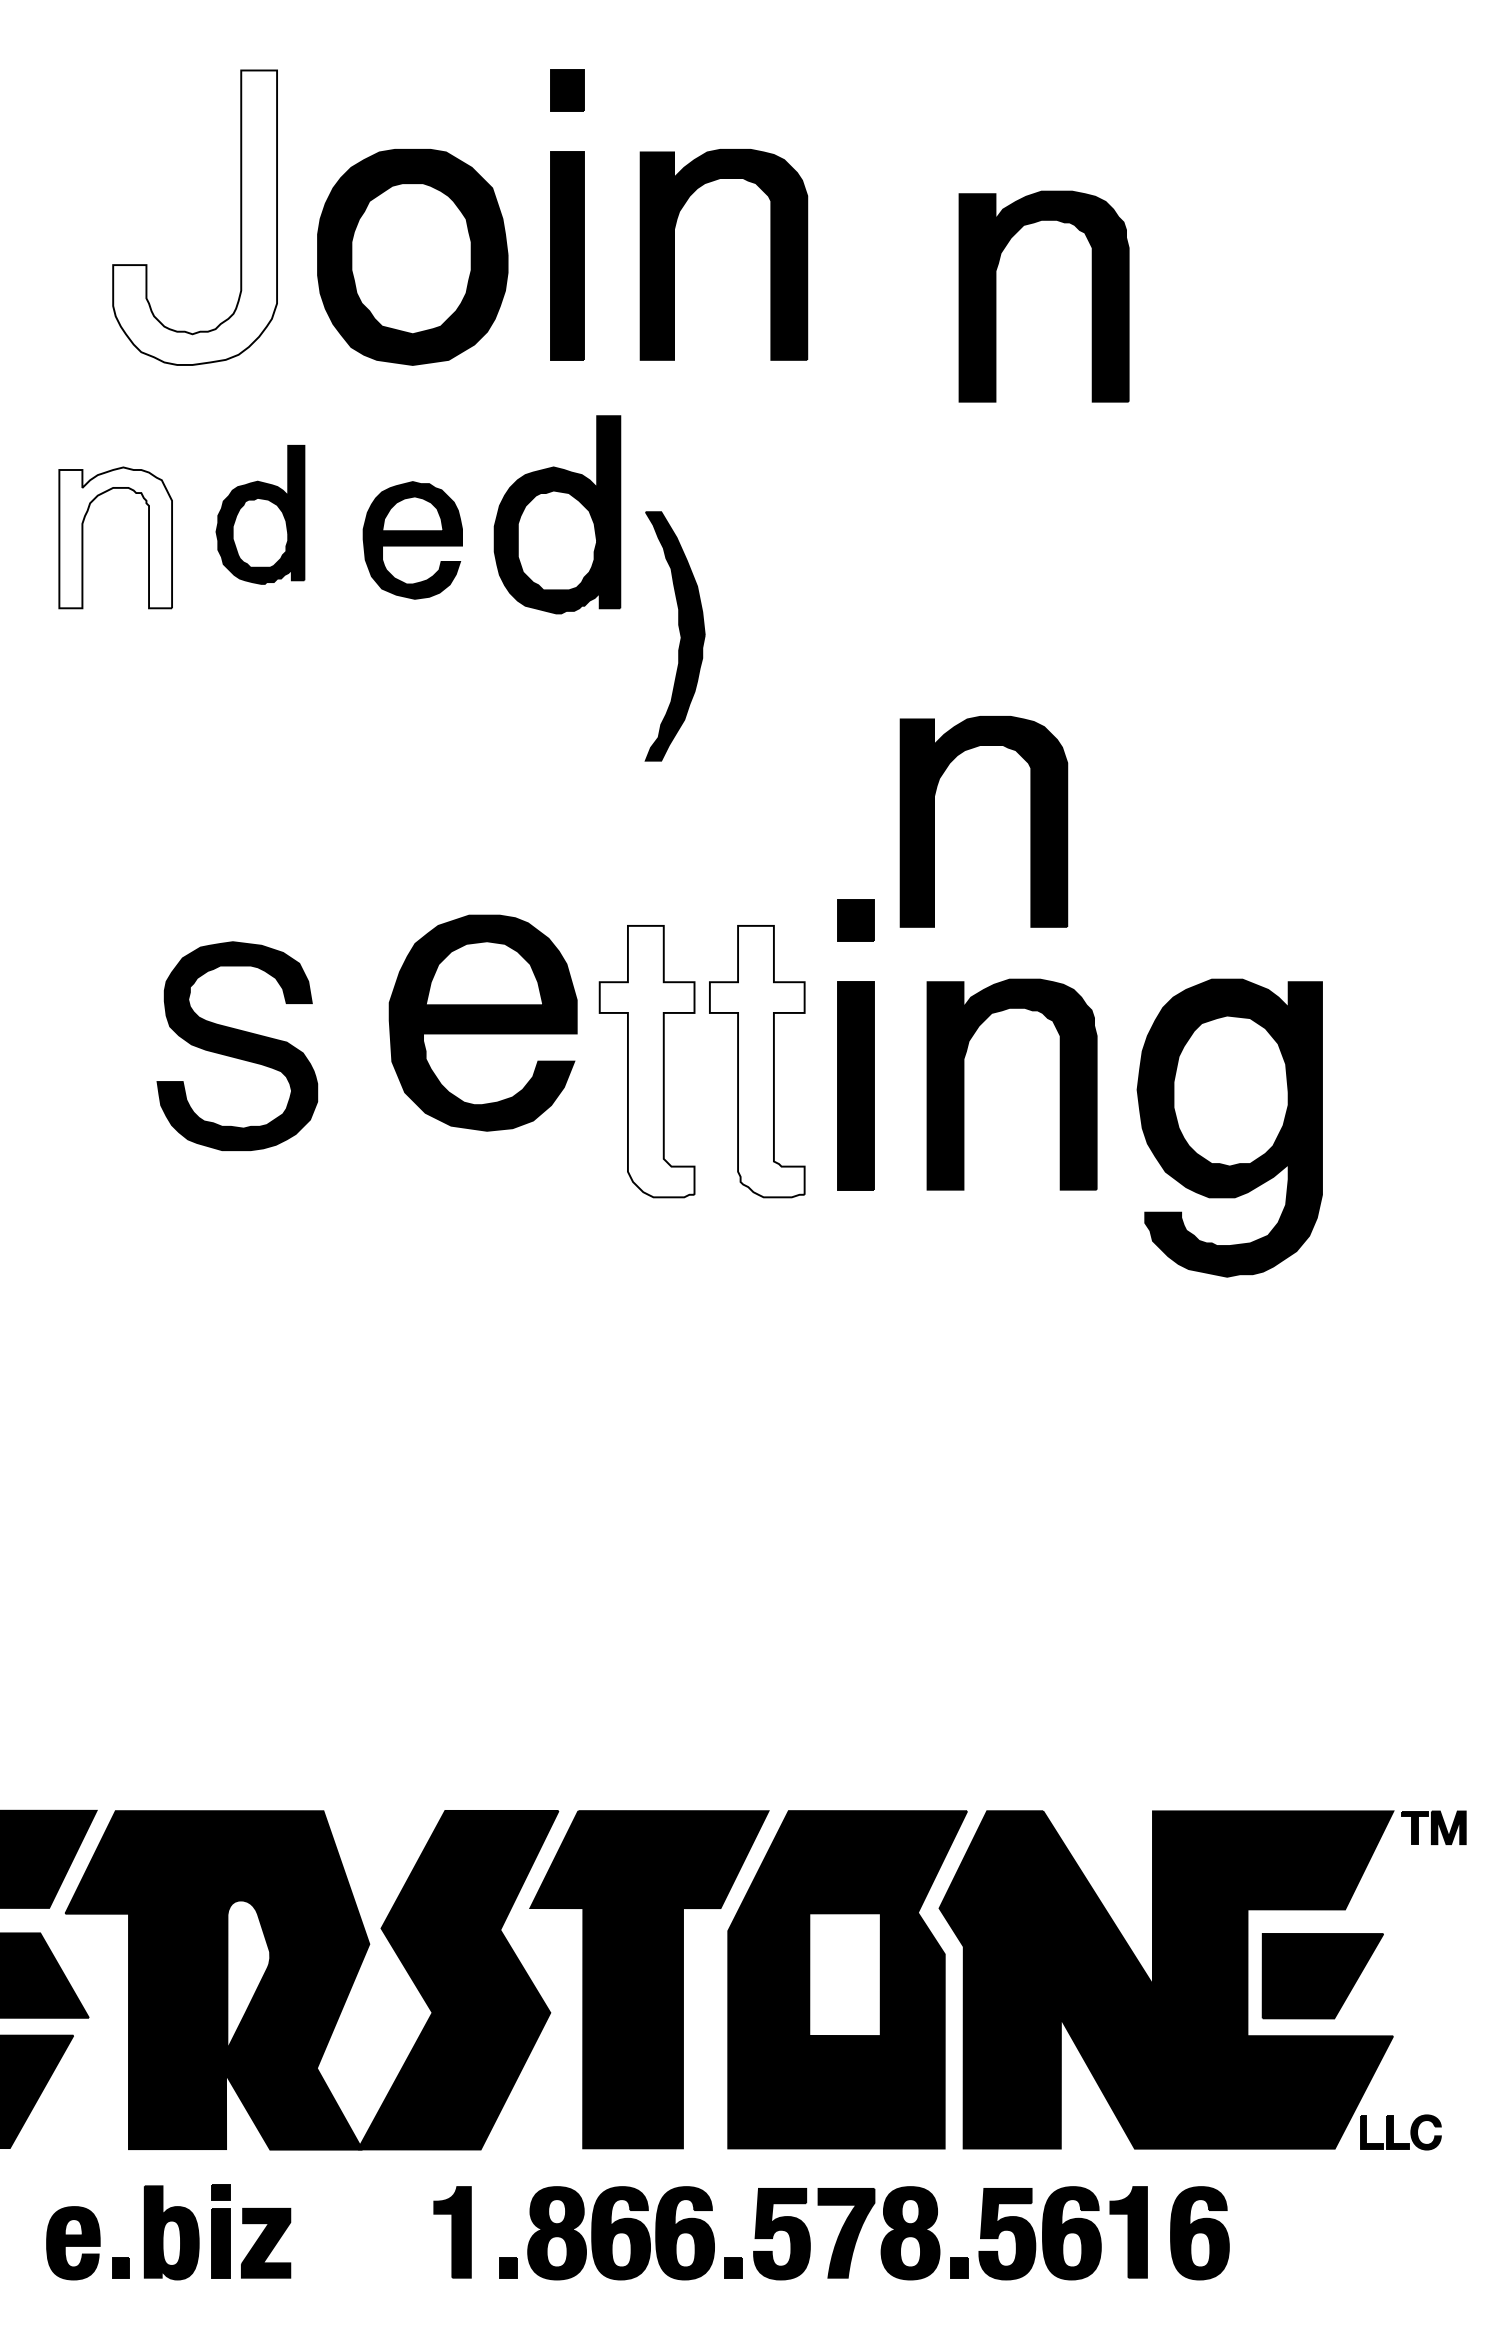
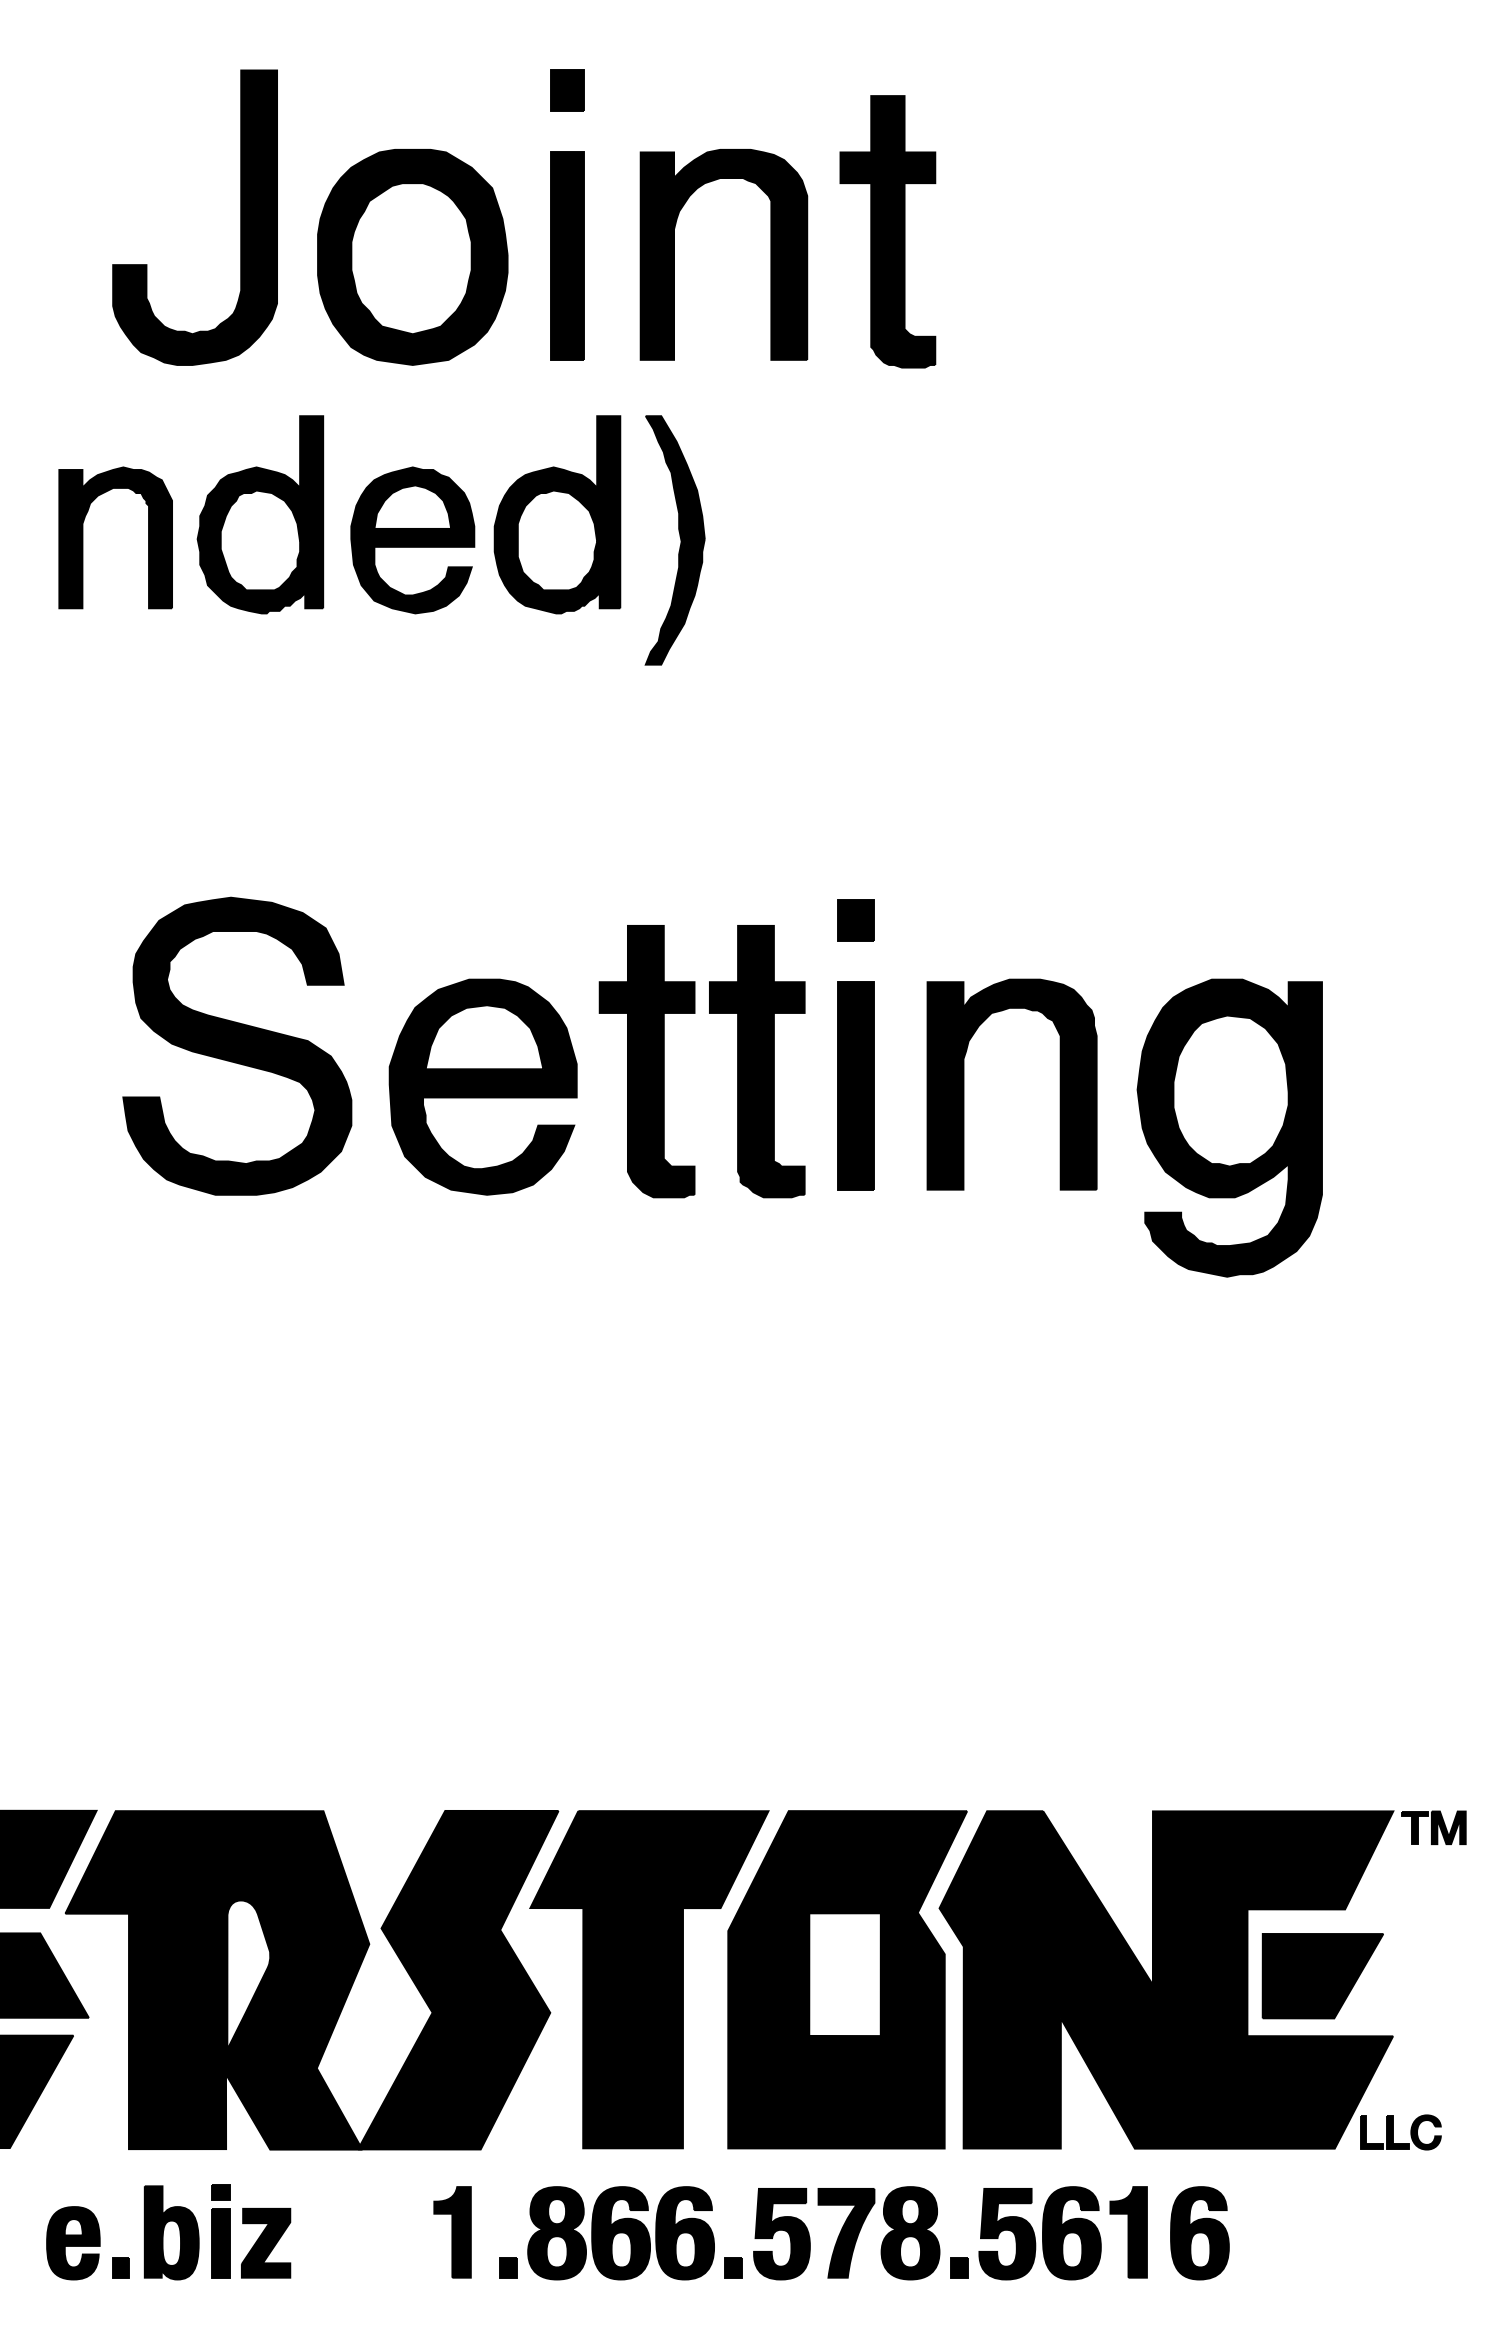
fill: none -> present (195, 217)
part: none -> present (887, 231)
part: present -> none (996, 296)
part size: 91x140 px -> 129x200 px (260, 514)
fill: none -> present (115, 537)
part size: 101x119 px -> 126x149 px (412, 540)
part position: (674, 636) -> (674, 540) (674, 540)
part: present -> none (1030, 821)
part position: (482, 1022) -> (482, 1086) (482, 1086)
part size: 163x210 px -> 231x300 px (237, 1045)
fill: none -> present (646, 1061)
fill: none -> present (756, 1061)
